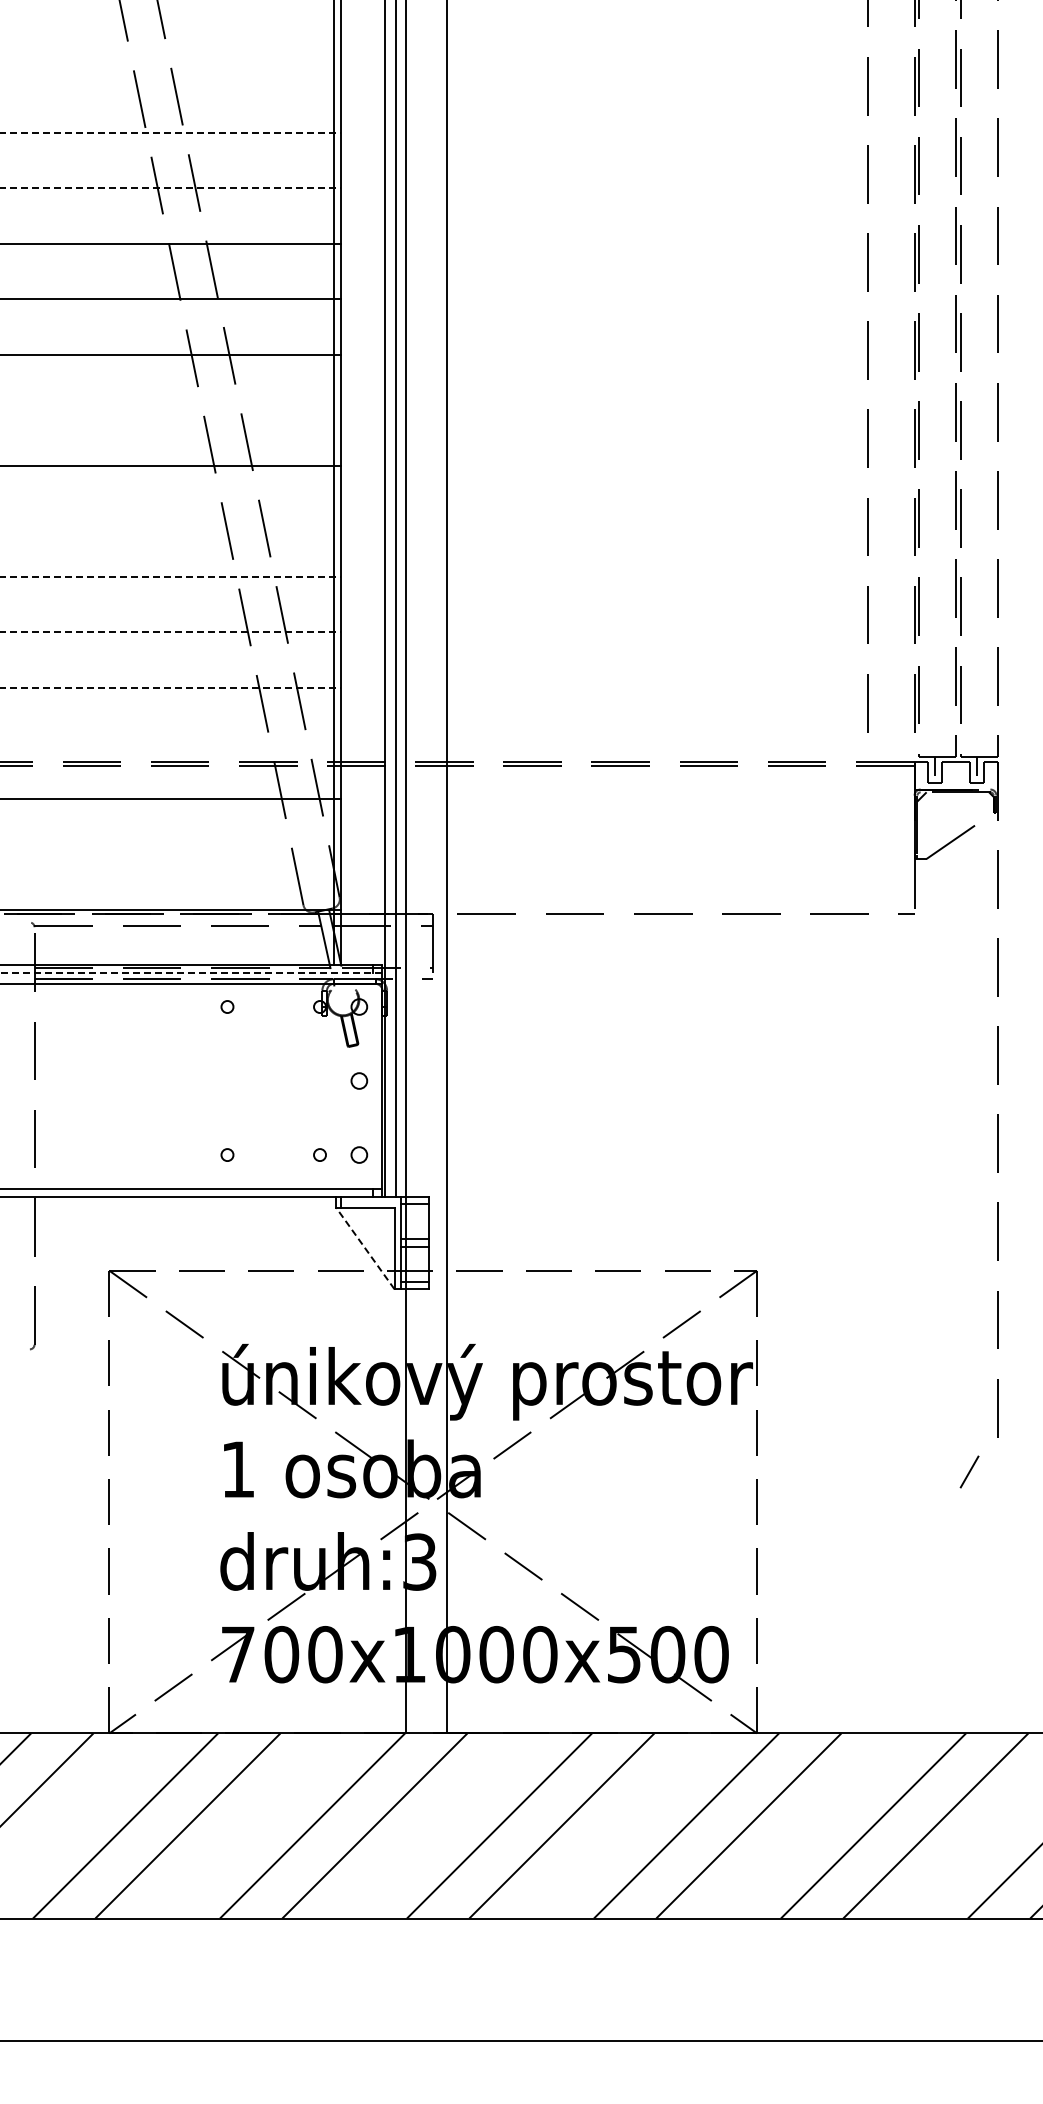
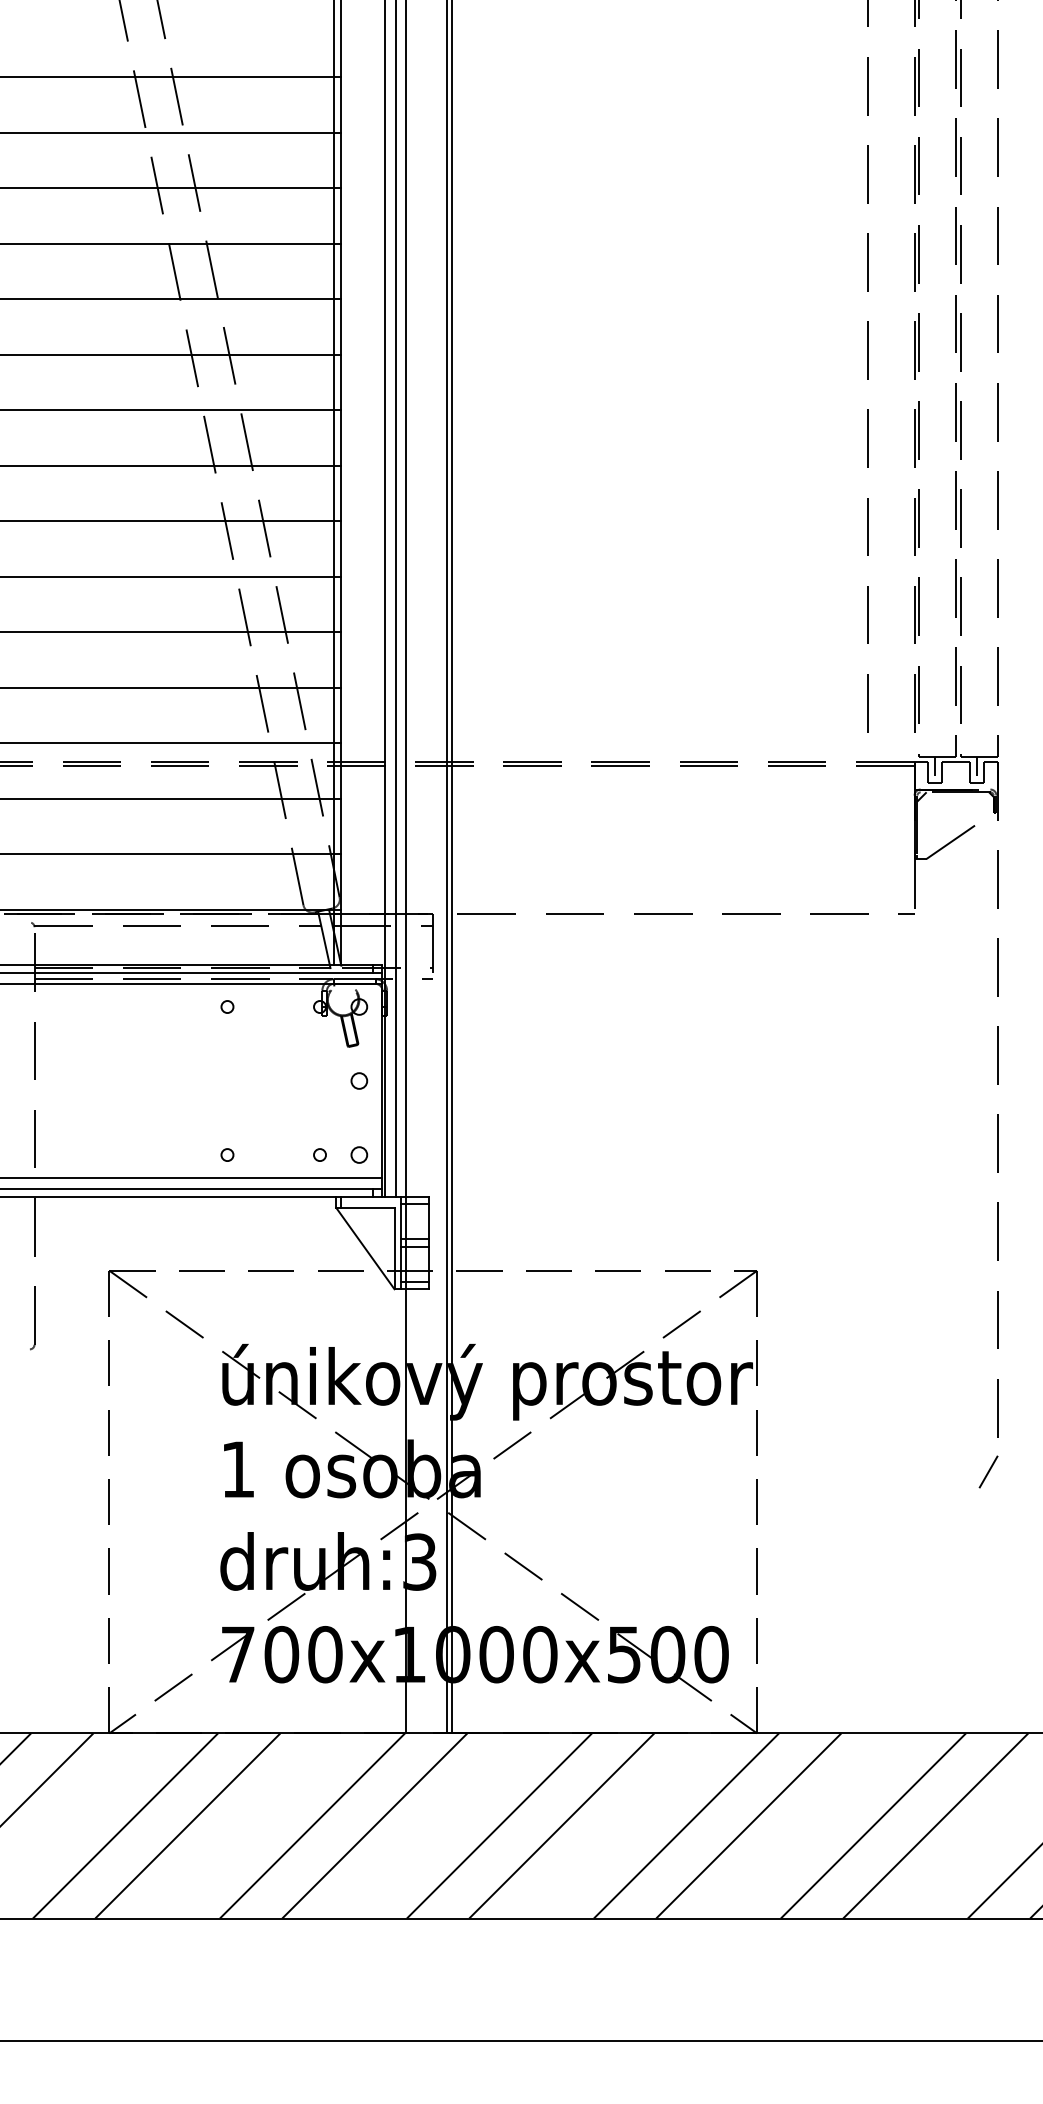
line: none -> present (171, 77)
line: dashed -> solid (170, 132)
line: dashed -> solid (170, 188)
line: none -> present (171, 410)
line: none -> present (171, 521)
line: dashed -> solid (170, 576)
line: dashed -> solid (170, 632)
line: dashed -> solid (170, 687)
line: none -> present (171, 743)
line: none -> present (171, 854)
line: none -> present (451, 867)
line: dashed -> solid (191, 972)
line: none -> present (192, 1178)
line: dashed -> solid (365, 1248)
line position: (969, 1471) -> (988, 1471) (988, 1471)
